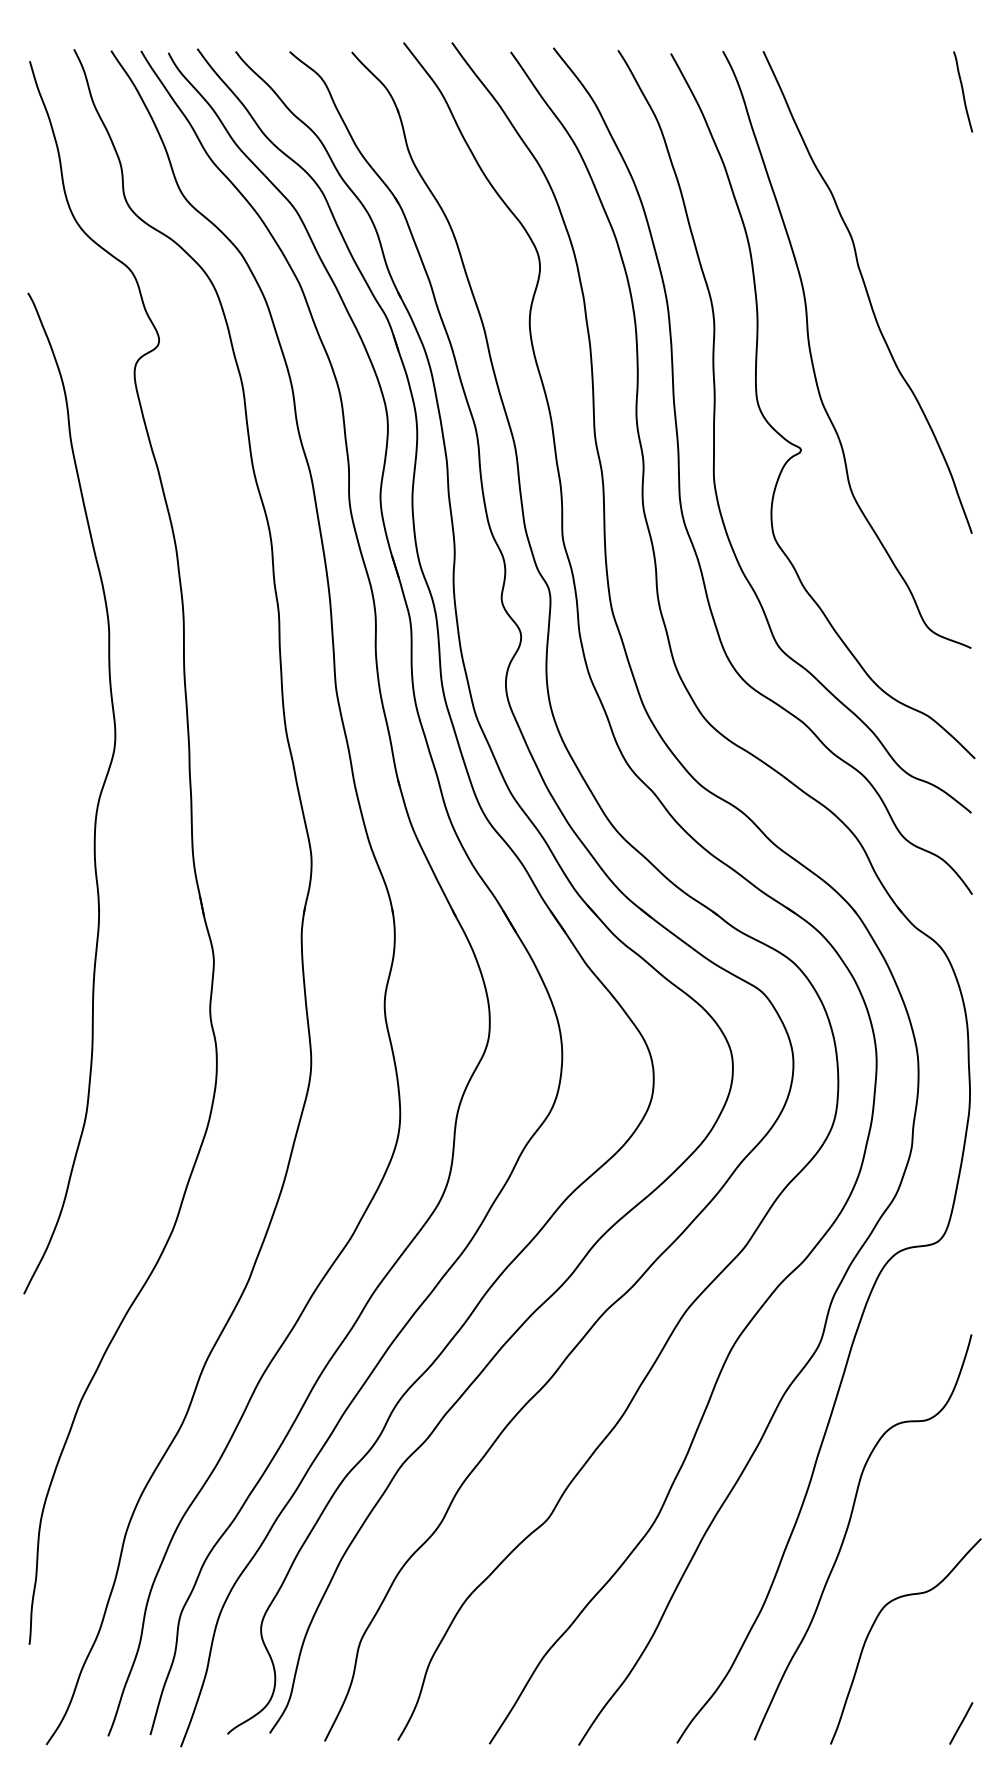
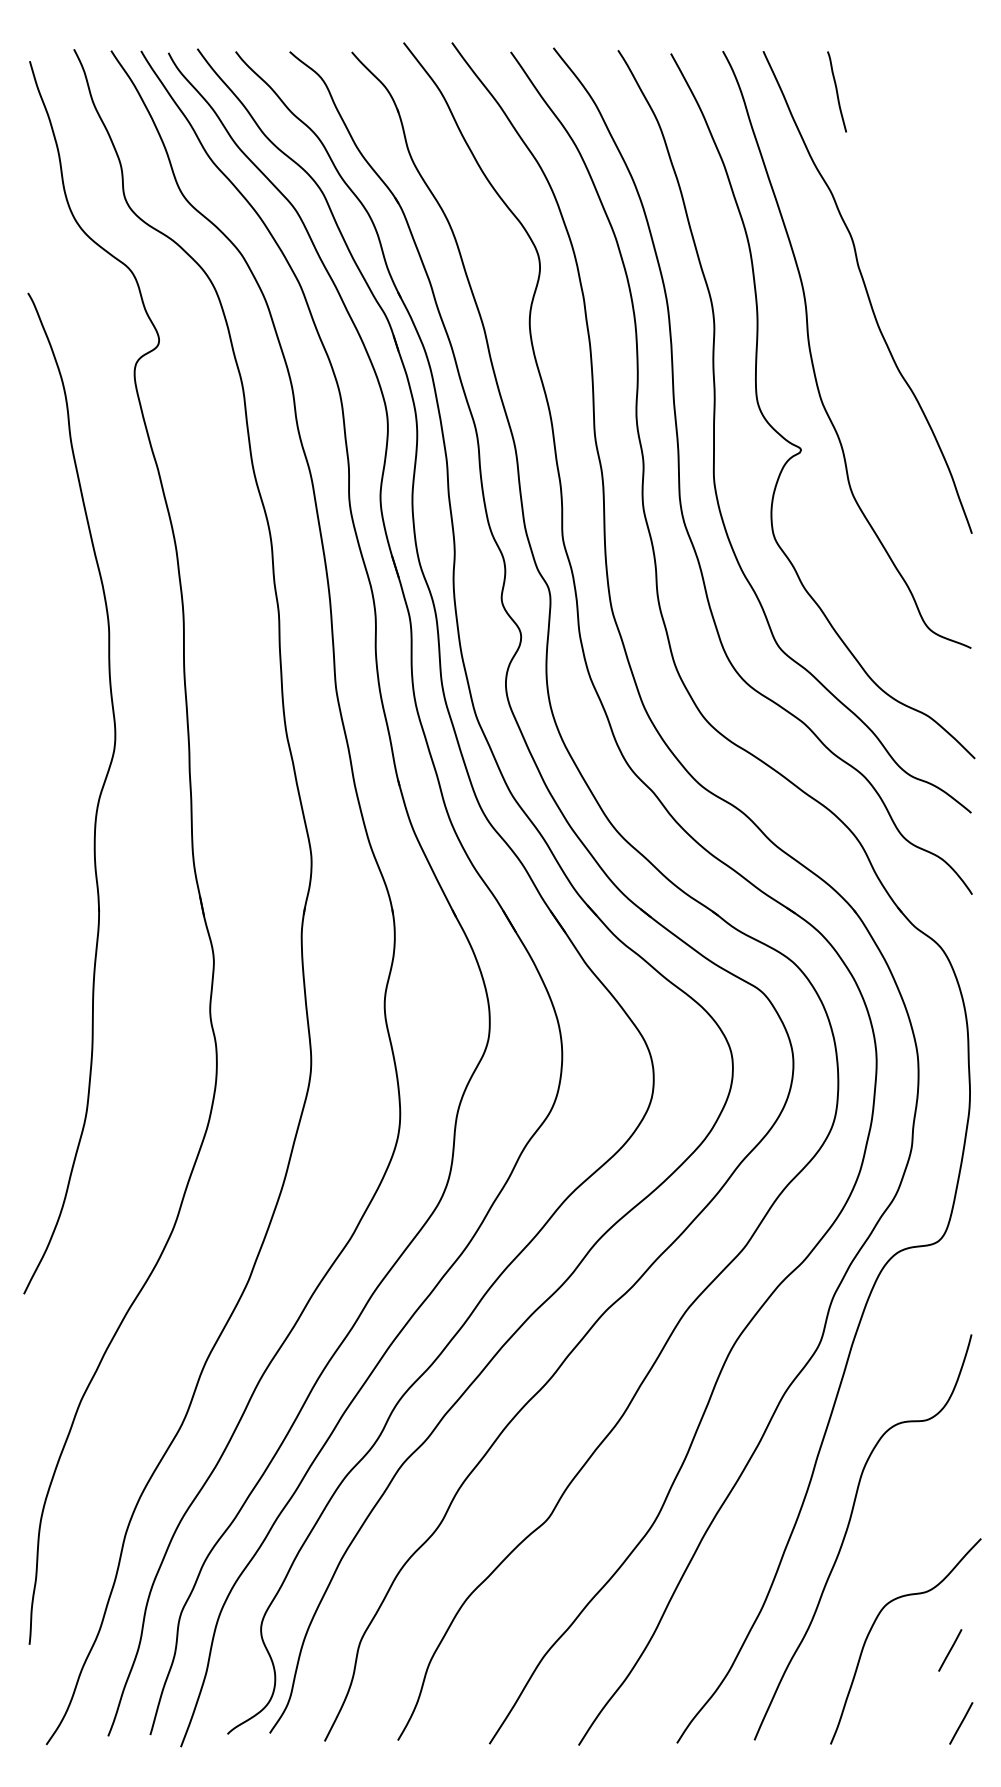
line position: (962, 91) -> (836, 91) (836, 91)
line: none -> present (950, 1650)
